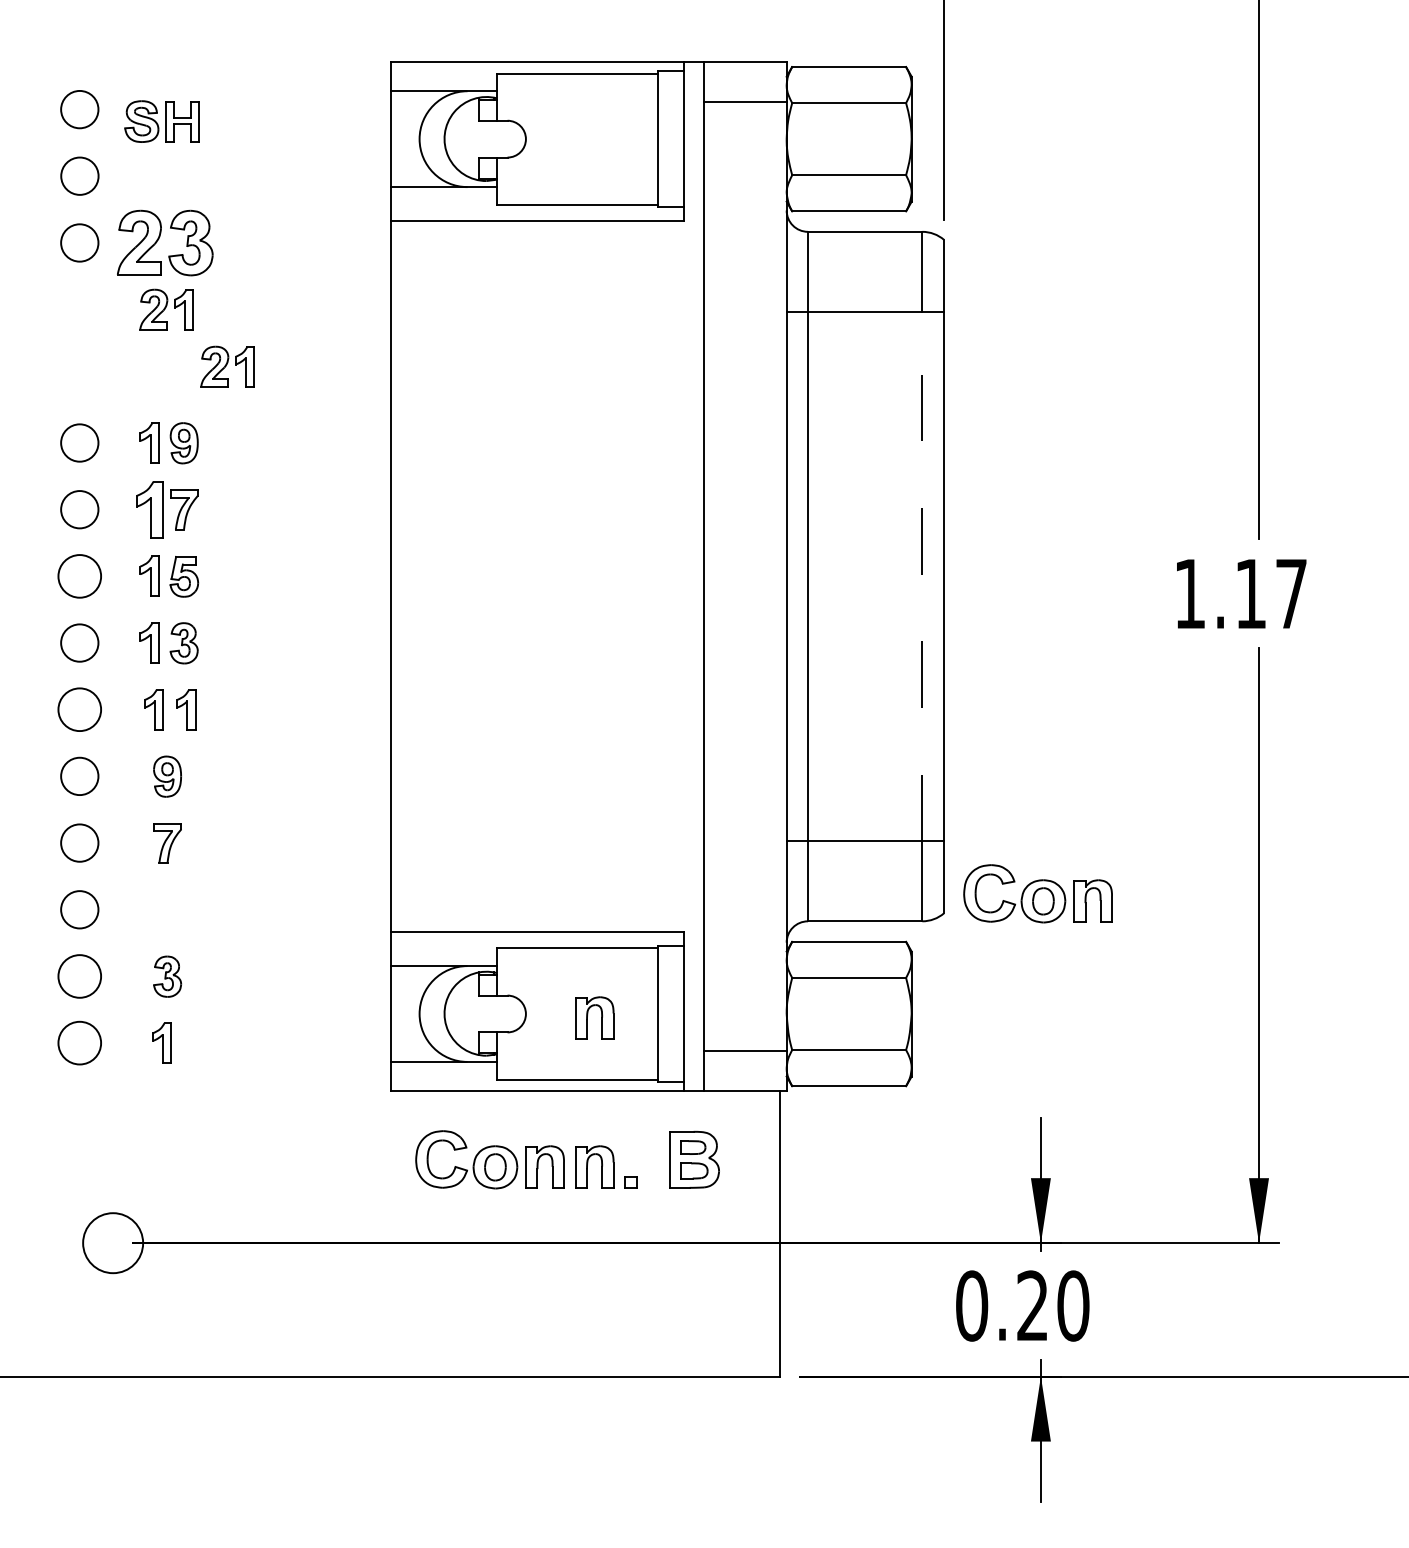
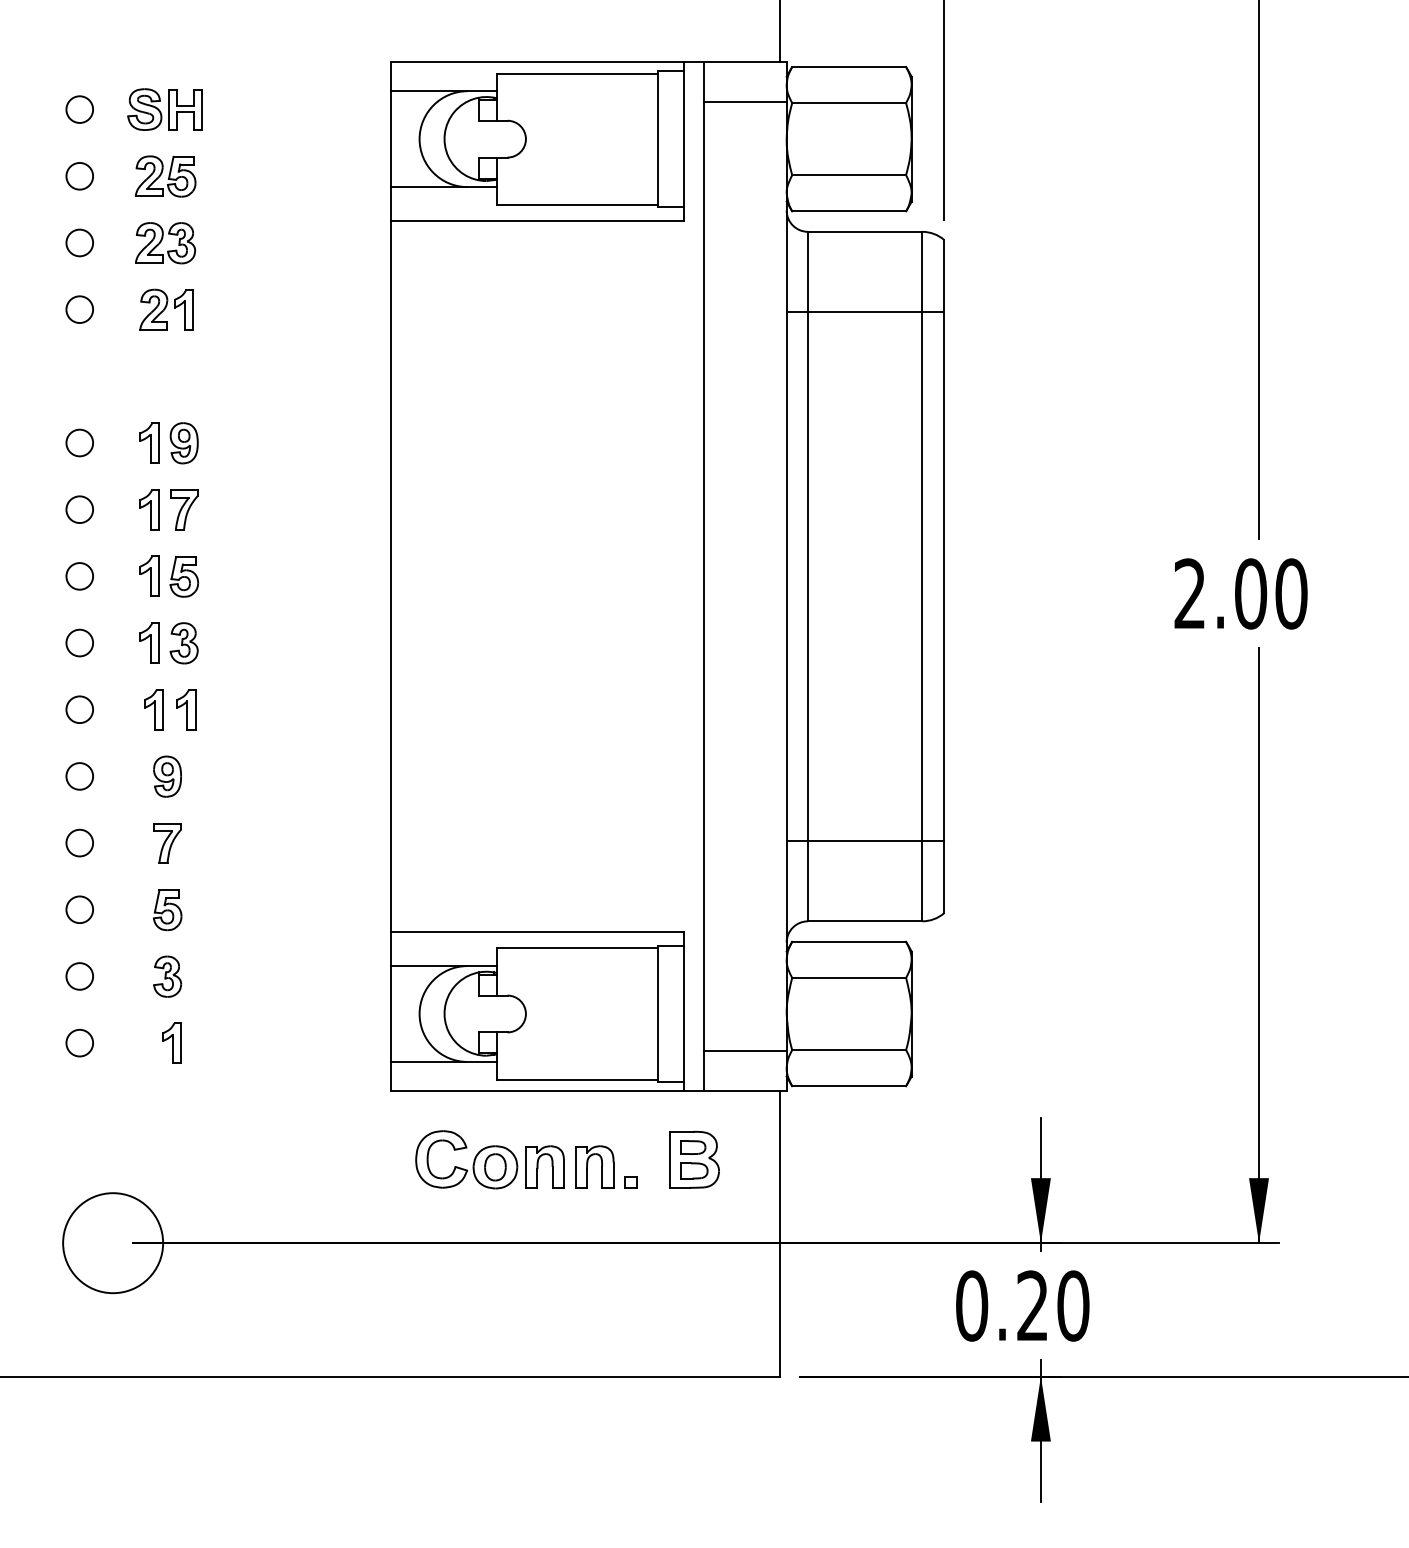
line: none -> present (779, 32)
circle diameter: 37 px -> 27 px (79, 109)
part position: (161, 121) -> (164, 109) (164, 109)
circle size: 40x40 px -> 29x29 px (79, 176)
part: none -> present (165, 176)
circle diameter: 37 px -> 27 px (79, 242)
part size: 97x68 px -> 62x43 px (165, 243)
circle: none -> present (79, 309)
part: present -> none (227, 366)
circle diameter: 37 px -> 27 px (79, 442)
circle diameter: 37 px -> 27 px (79, 509)
part size: 28x58 px -> 21x42 px (149, 509)
circle diameter: 43 px -> 27 px (79, 576)
line: dashed -> solid (922, 576)
text: 1.17 -> 2.00 (1240, 593)
circle diameter: 37 px -> 27 px (79, 642)
circle diameter: 43 px -> 27 px (79, 709)
circle diameter: 37 px -> 27 px (79, 776)
circle diameter: 37 px -> 27 px (79, 842)
part: present -> none (1037, 893)
circle diameter: 37 px -> 27 px (79, 909)
part: none -> present (167, 910)
circle diameter: 43 px -> 27 px (79, 976)
part: present -> none (588, 1014)
circle diameter: 43 px -> 27 px (79, 1042)
part position: (161, 1042) -> (171, 1042) (171, 1042)
circle diameter: 60 px -> 100 px (113, 1243)
